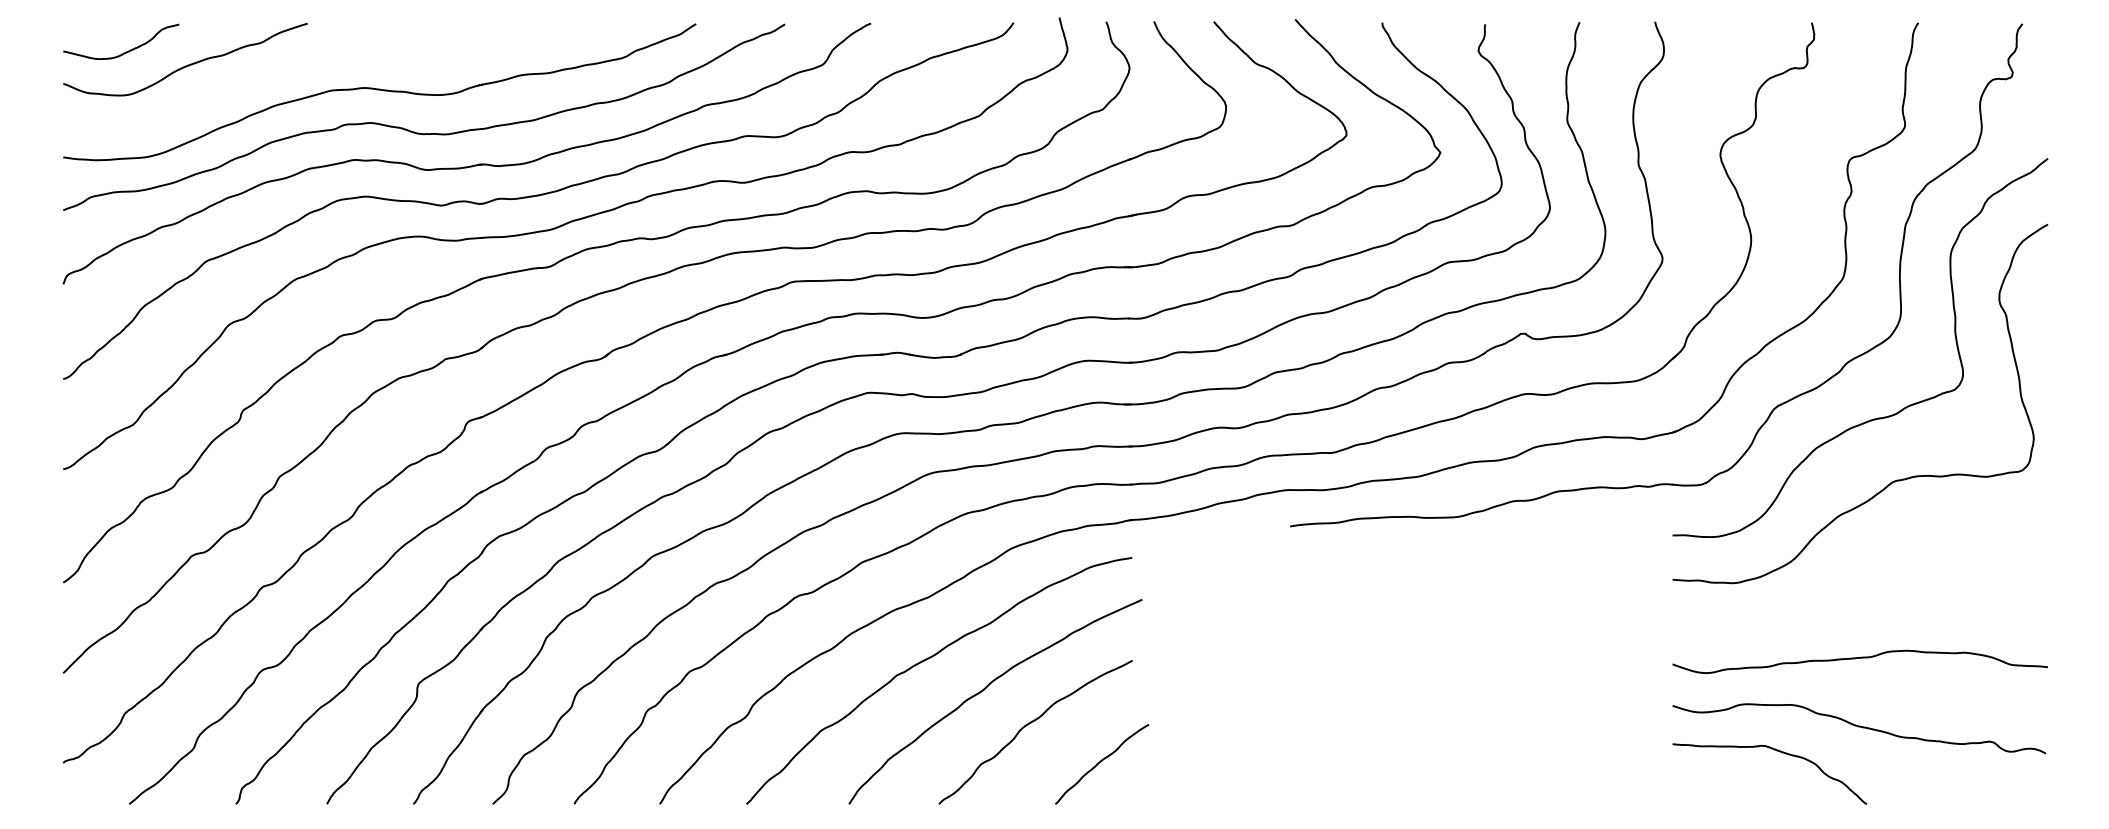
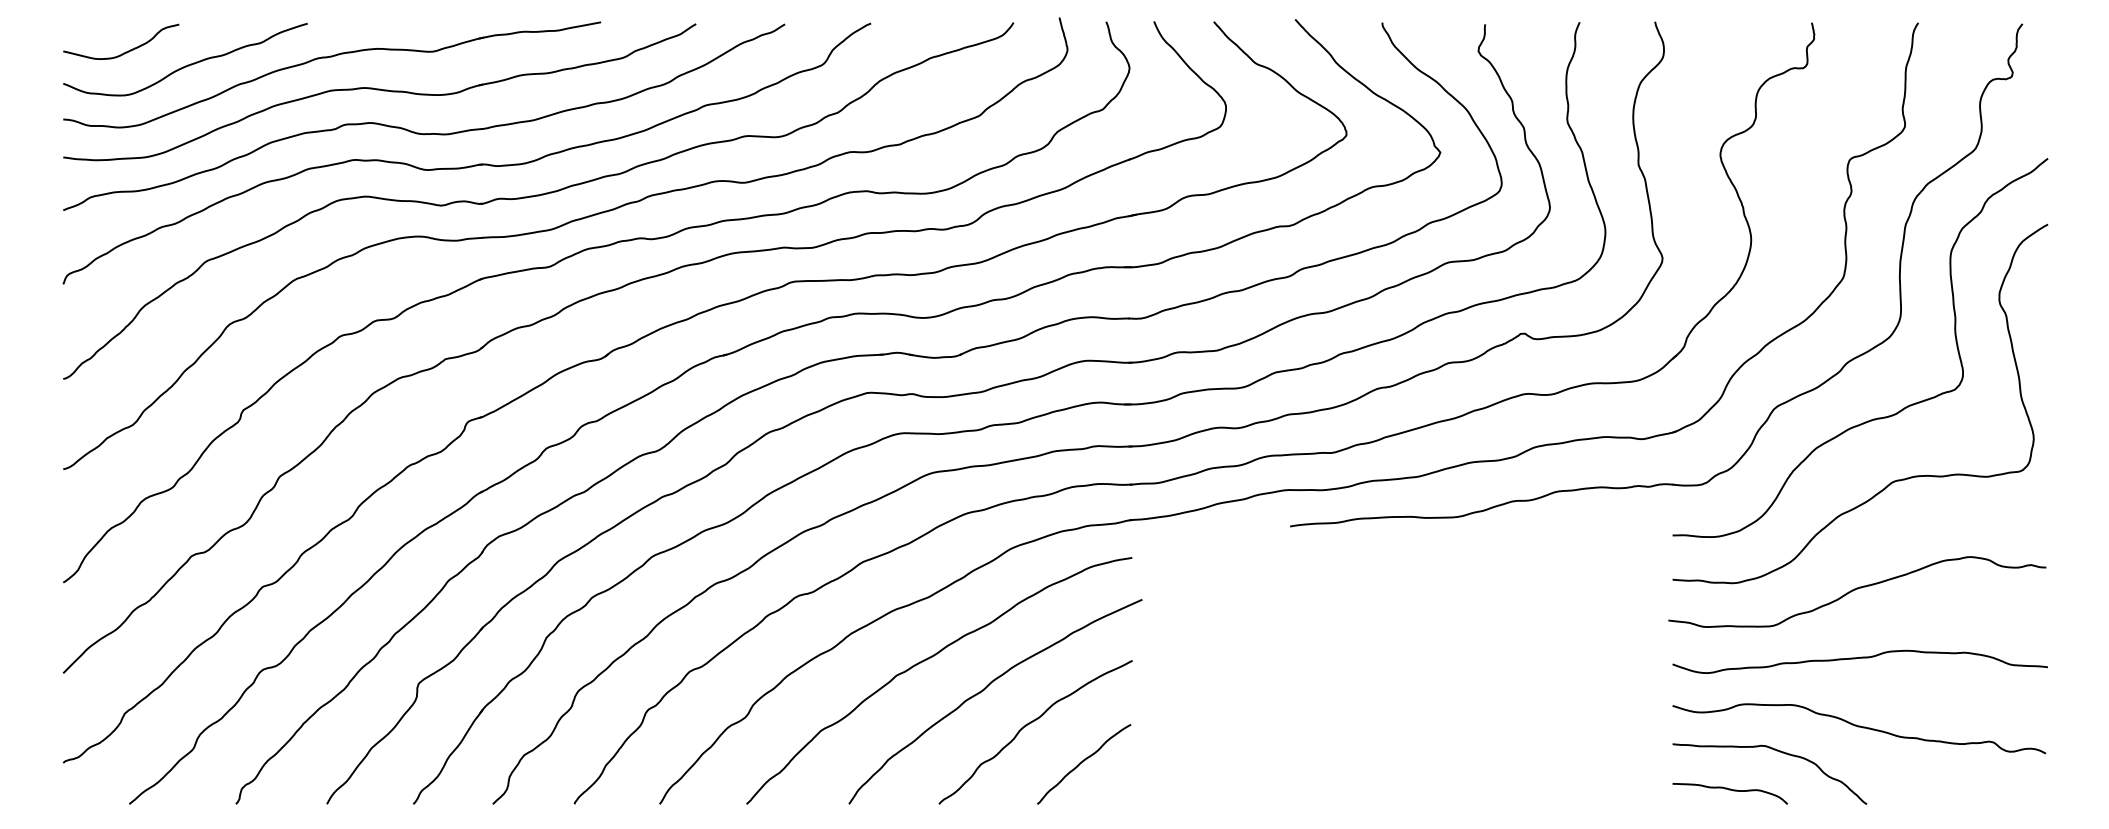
part: none -> present (327, 58)
curve: none -> present (1857, 589)
curve position: (1101, 762) -> (1083, 762) (1083, 762)
curve: none -> present (1729, 790)
